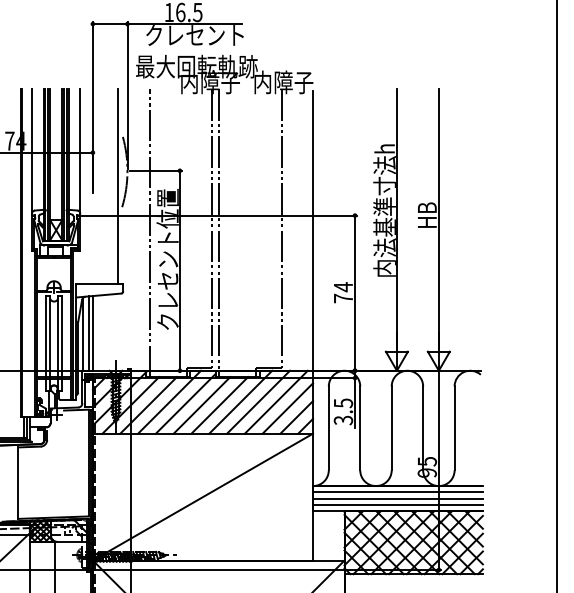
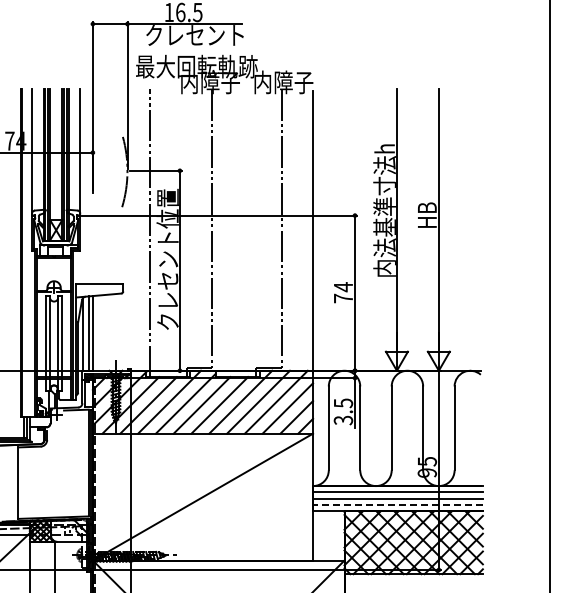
line: present -> none (118, 186)
line: present -> none (218, 233)
line position: (556, 295) -> (549, 295) (549, 295)
line: solid -> dashed (397, 504)
